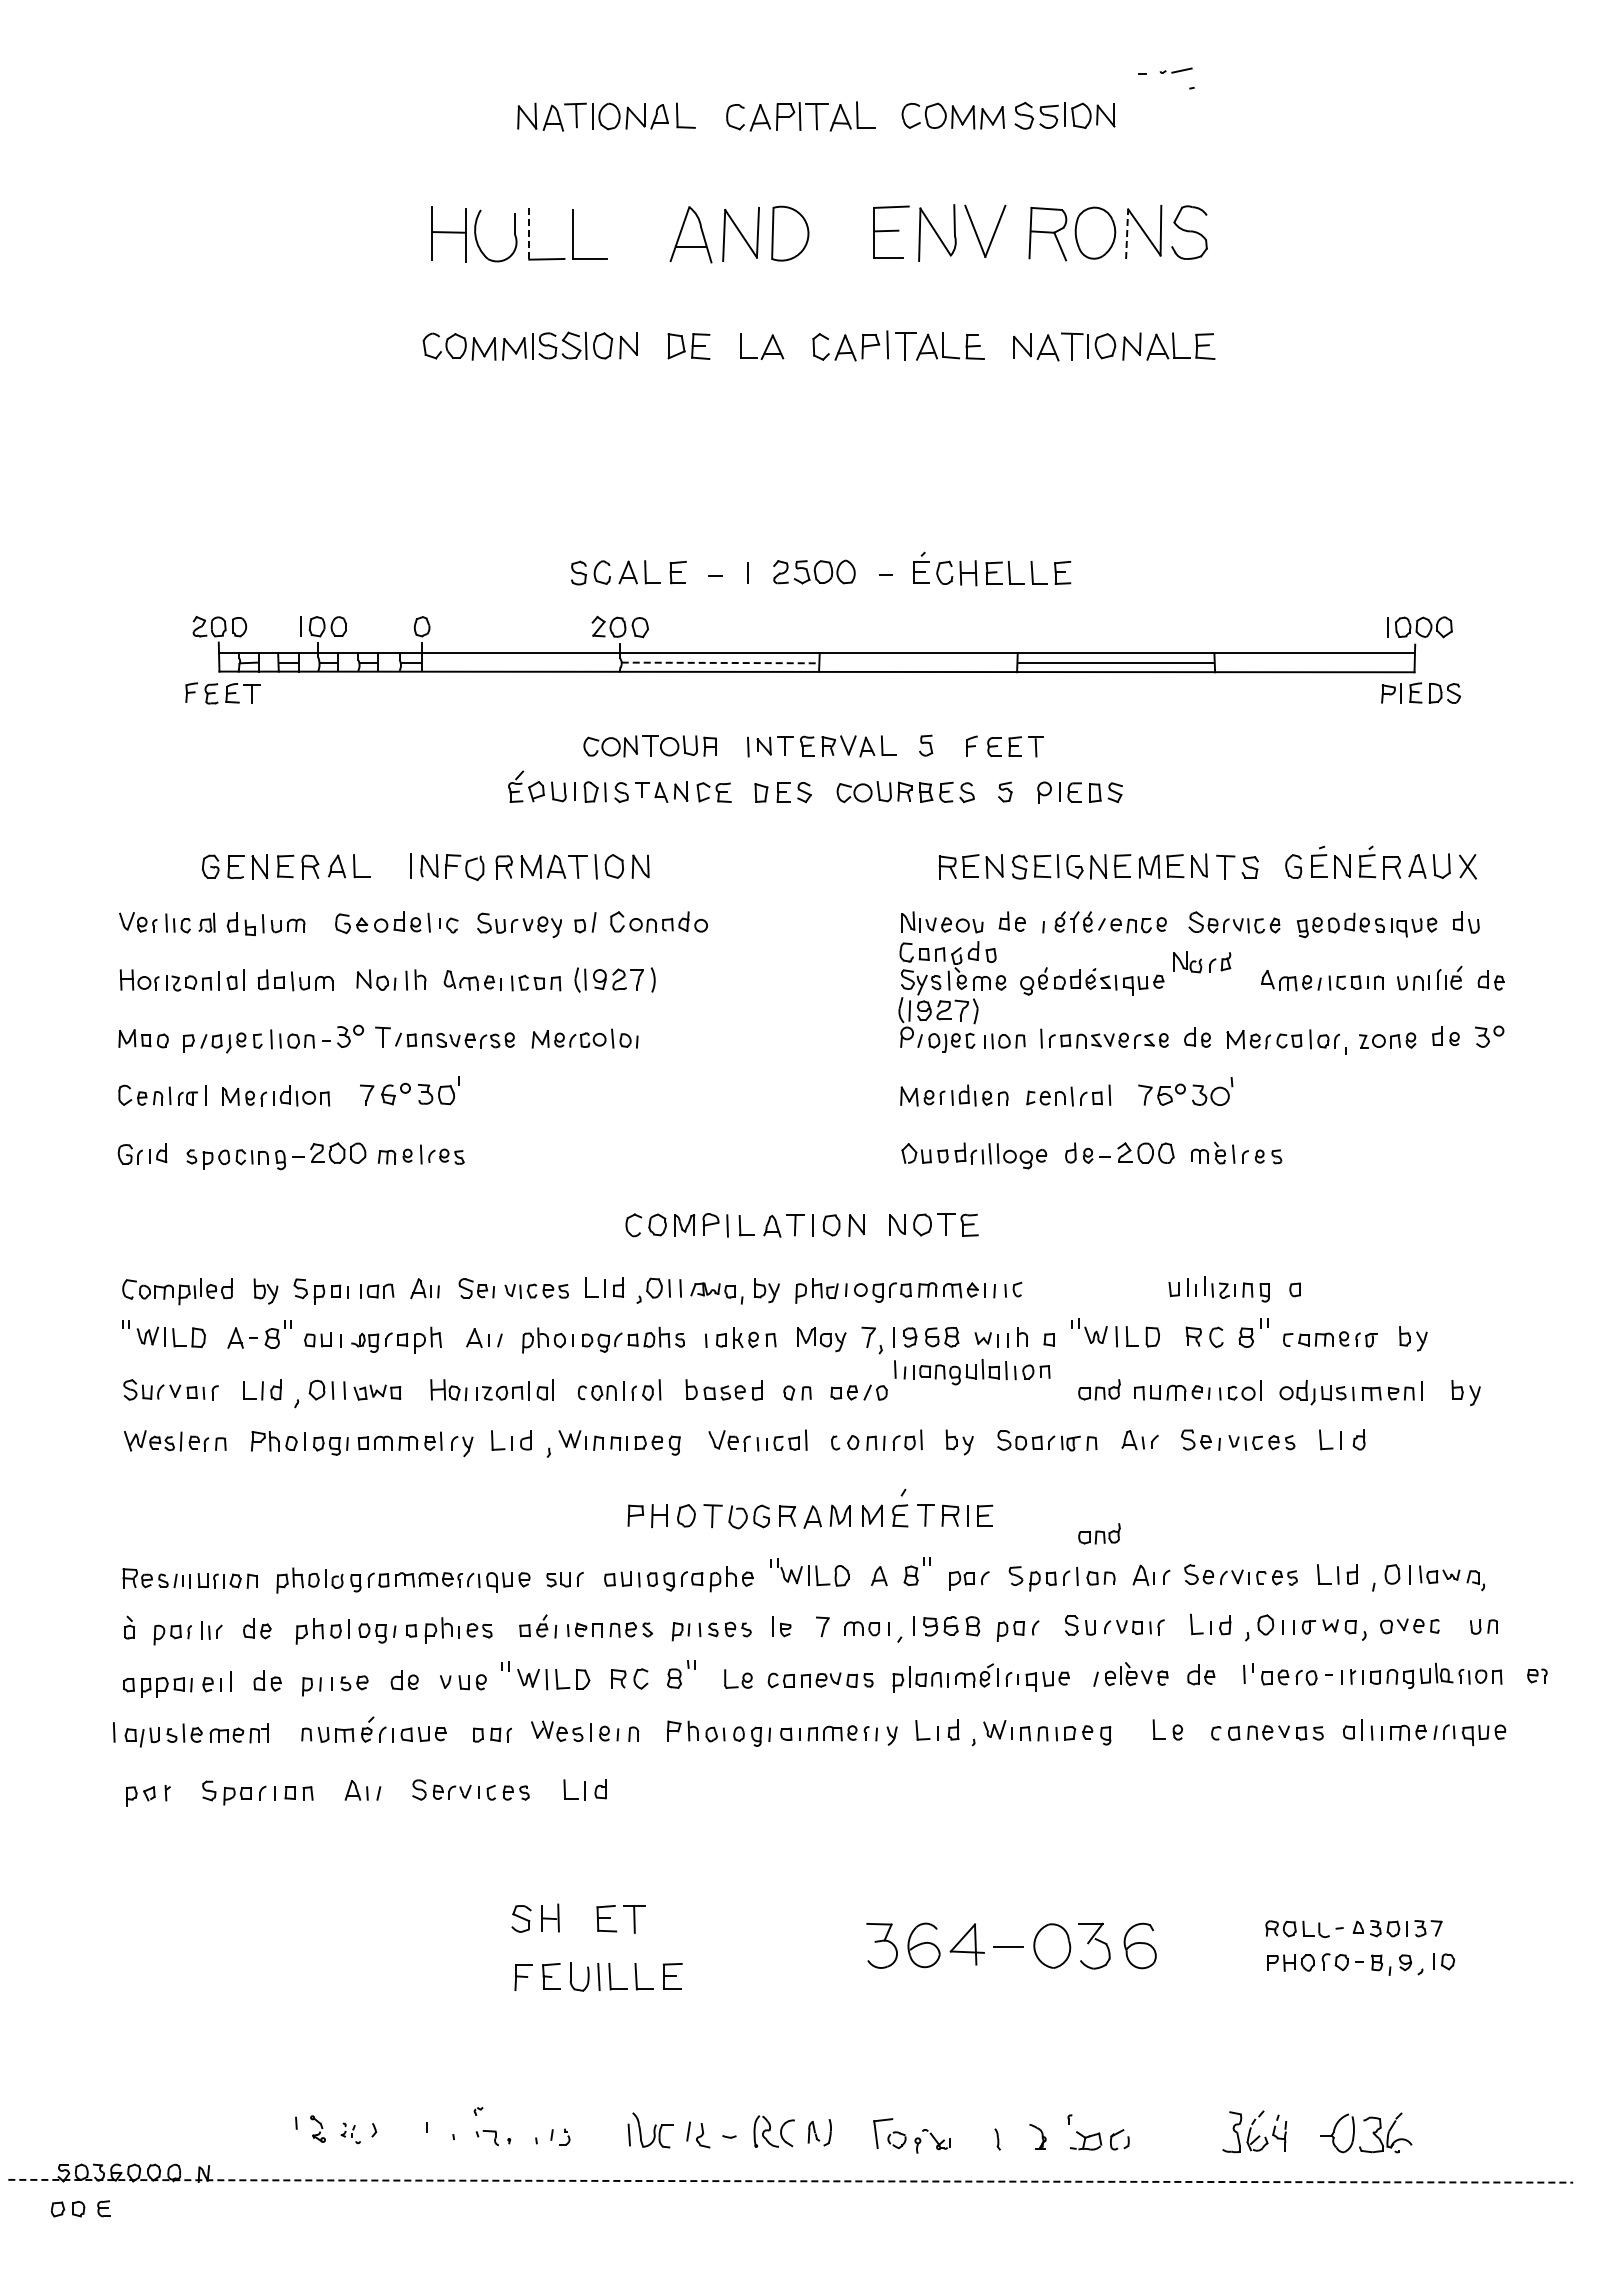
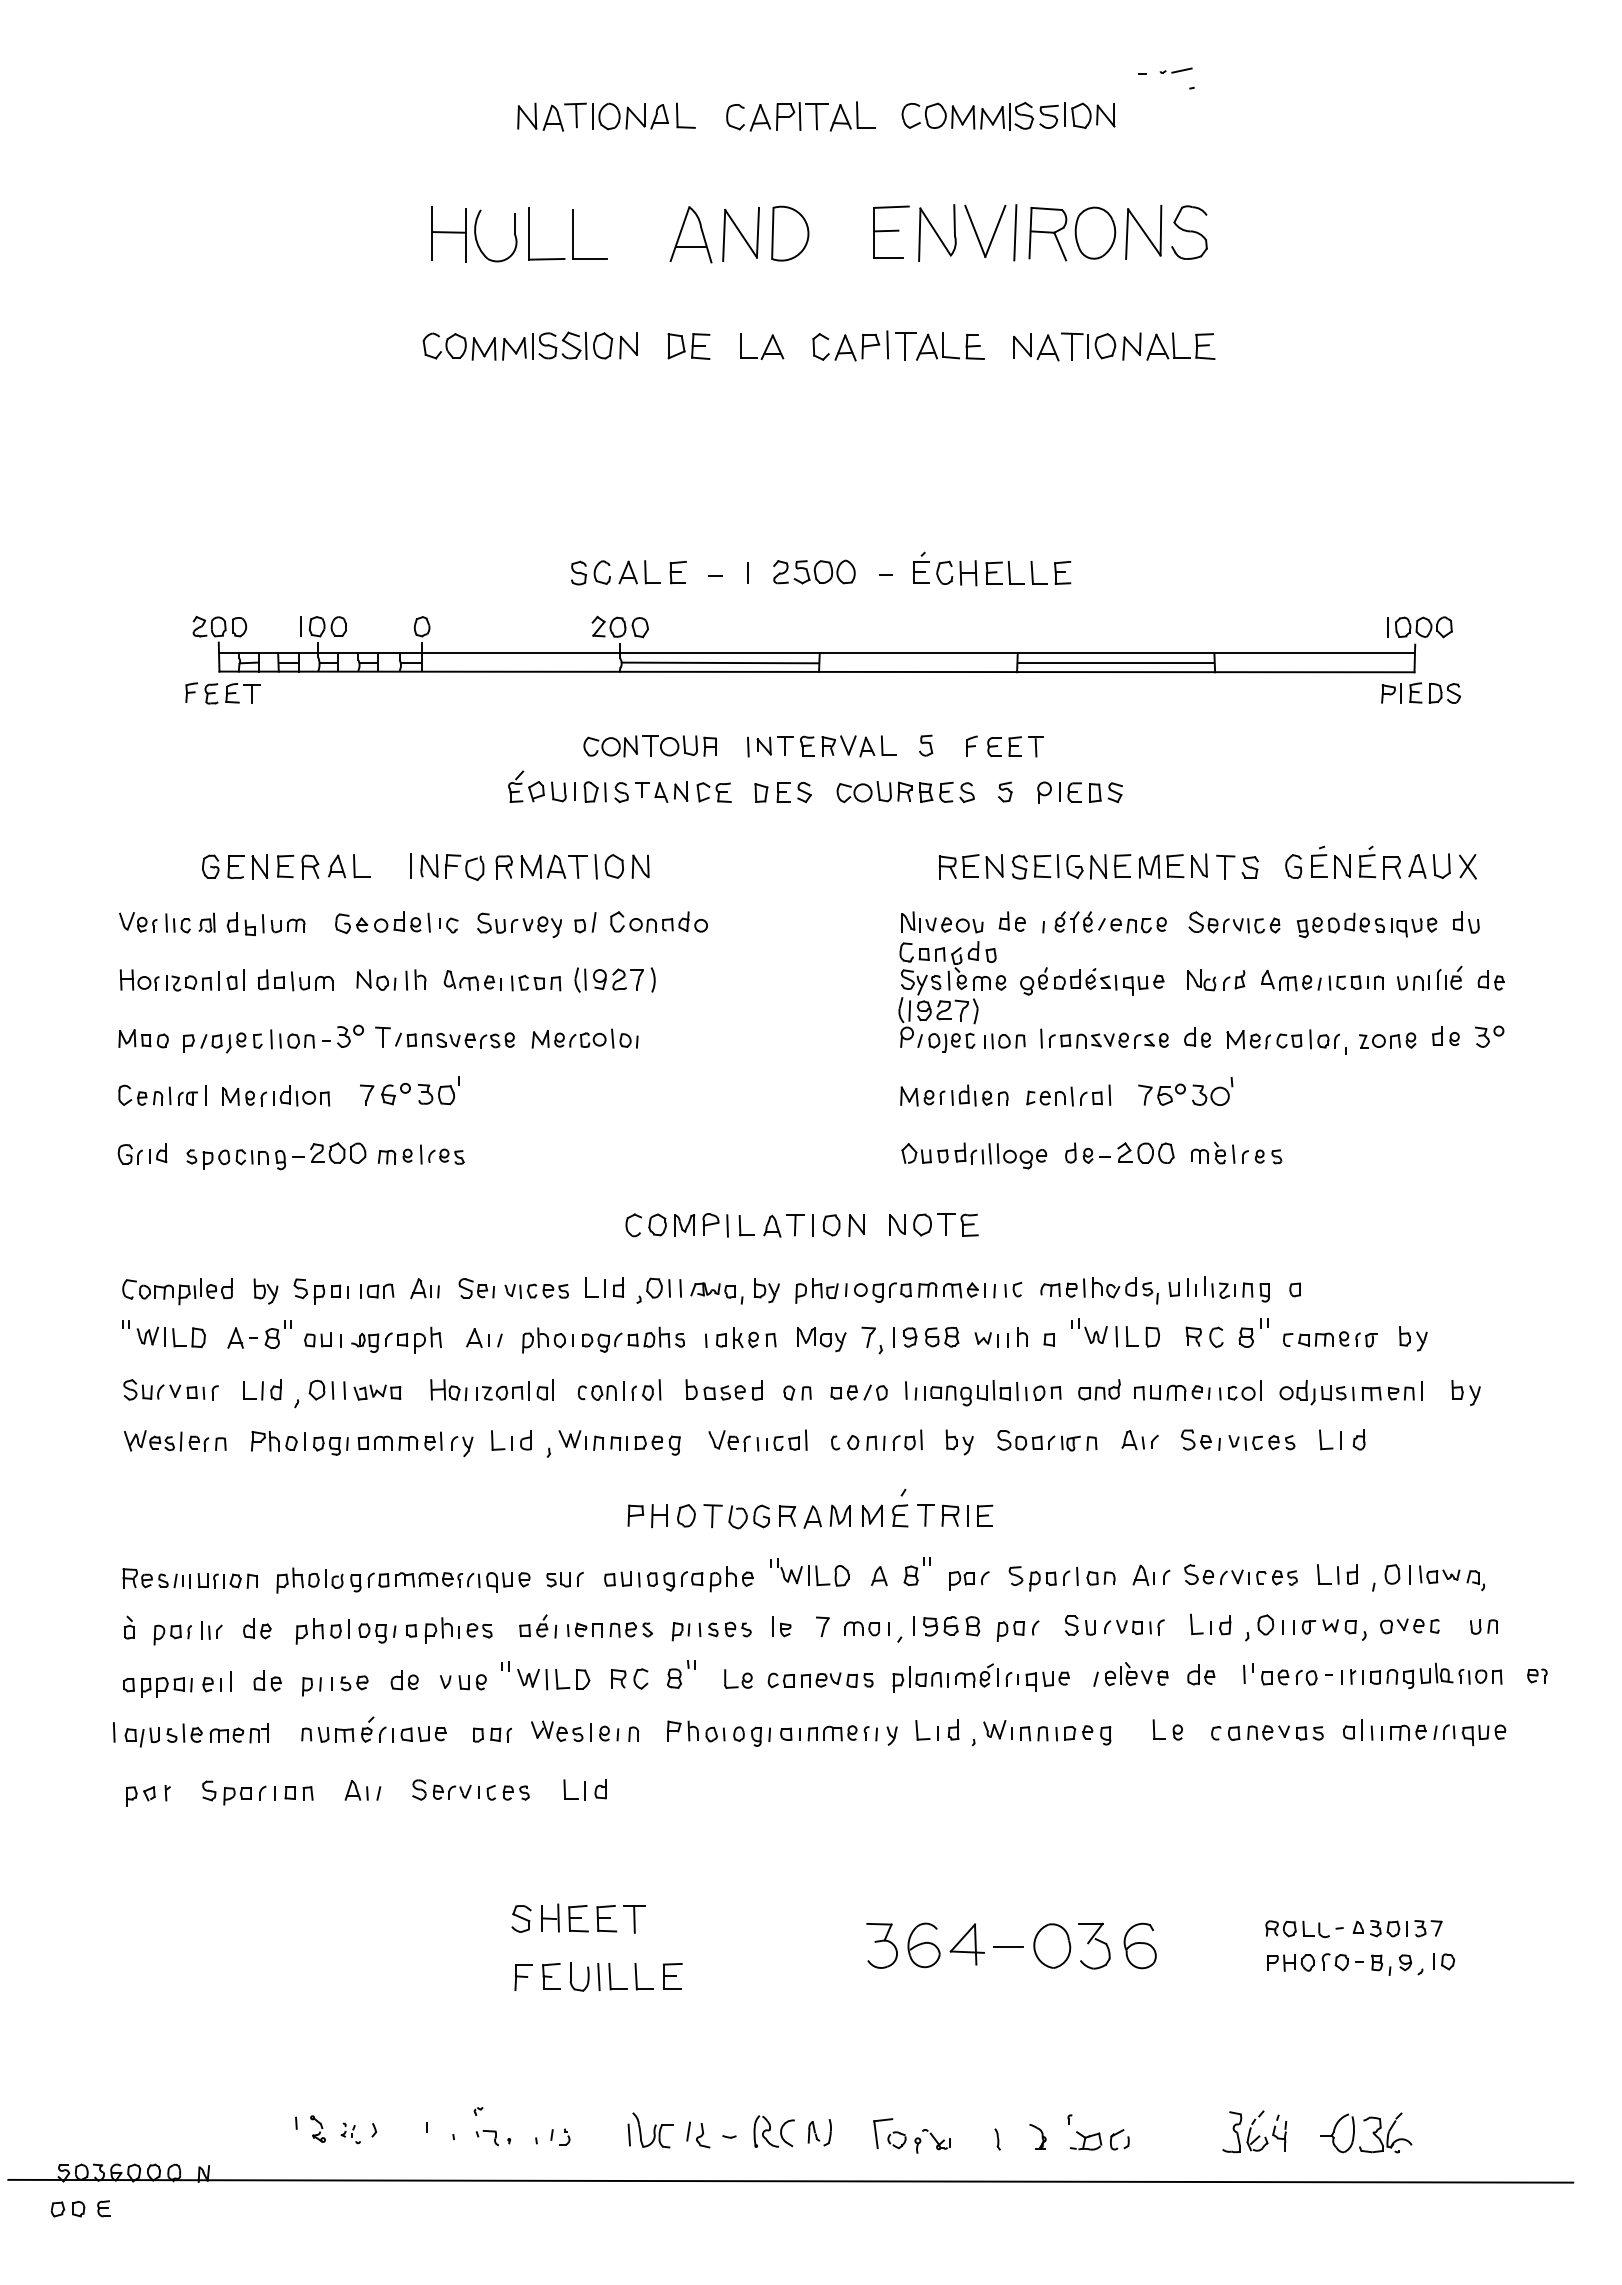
line: none -> present (1010, 116)
line: none -> present (1015, 232)
line: dashed -> solid (529, 233)
line: dashed -> solid (1127, 234)
line: dashed -> solid (720, 662)
part position: (1202, 962) -> (1216, 980) (1216, 980)
part: none -> present (1099, 1290)
part position: (972, 1372) -> (983, 1393) (983, 1393)
part: present -> none (1099, 1533)
part: none -> present (578, 1918)
line: dashed -> solid (791, 2181)
